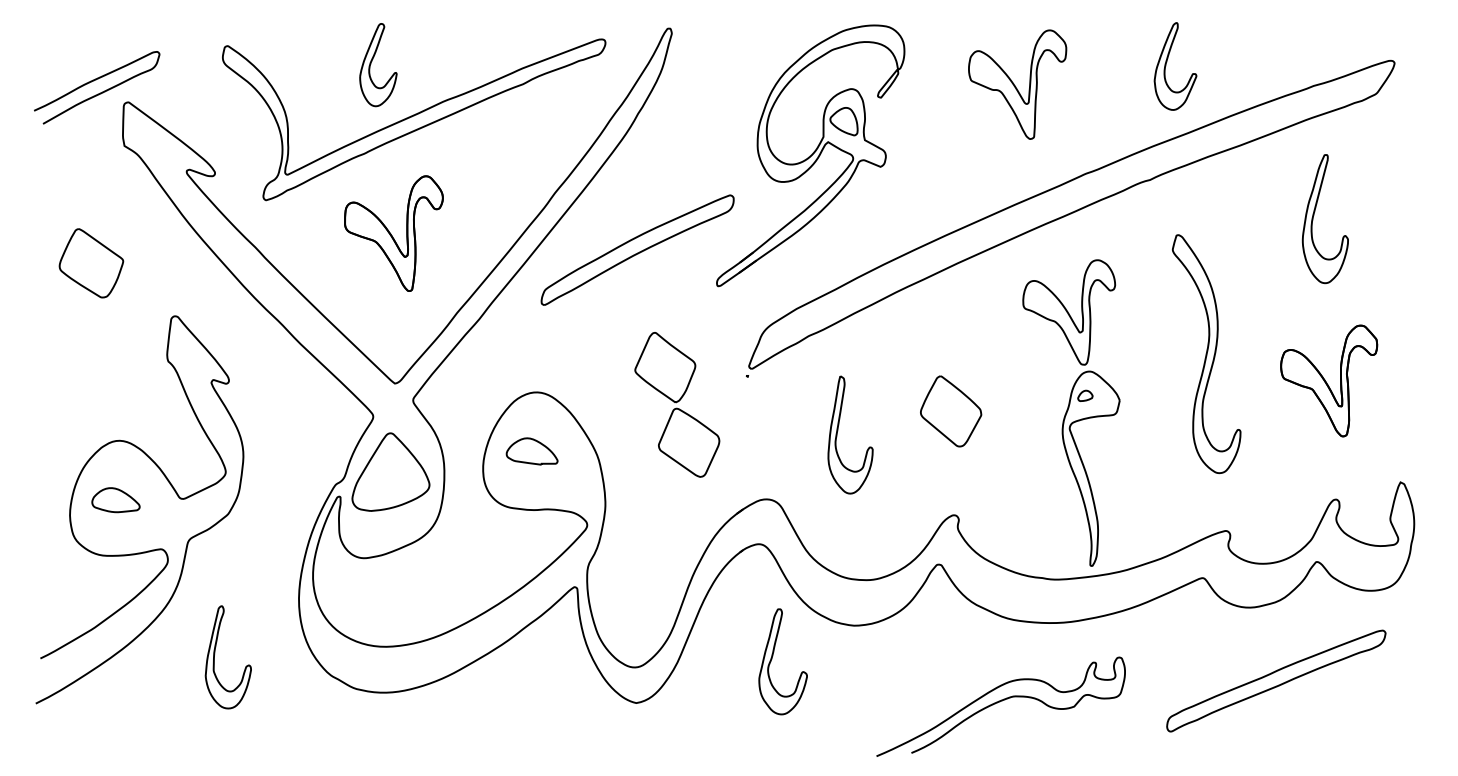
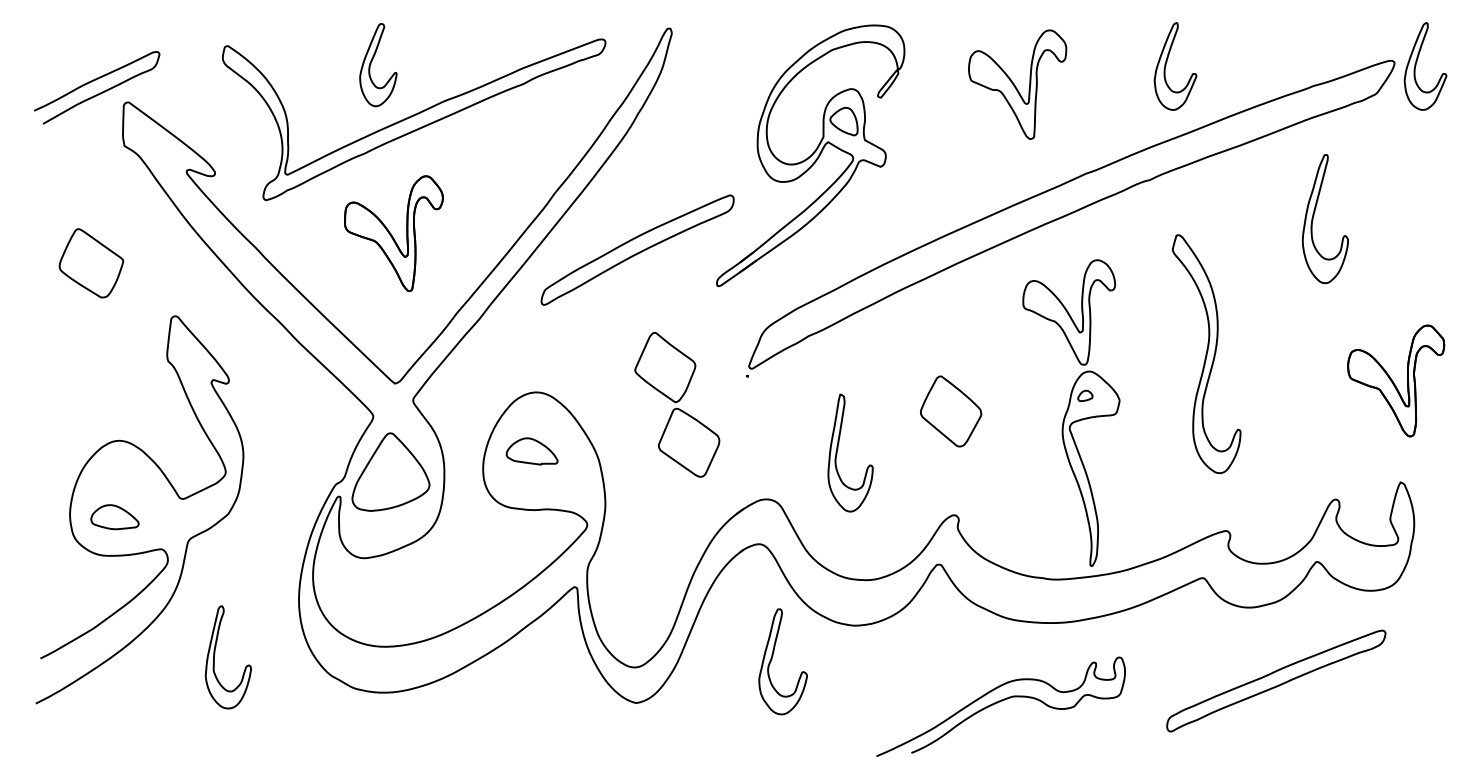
part: none -> present (1417, 62)
part position: (1329, 380) -> (1396, 380) (1396, 380)
part position: (838, 431) -> (838, 449) (838, 449)
part position: (115, 500) -> (114, 517) (114, 517)
